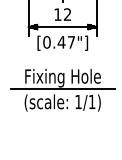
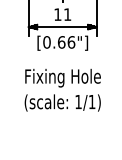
text: 12 -> 11 (67, 14)
text: [0.47"] -> [0.66"] (66, 42)
line: present -> none (62, 89)
